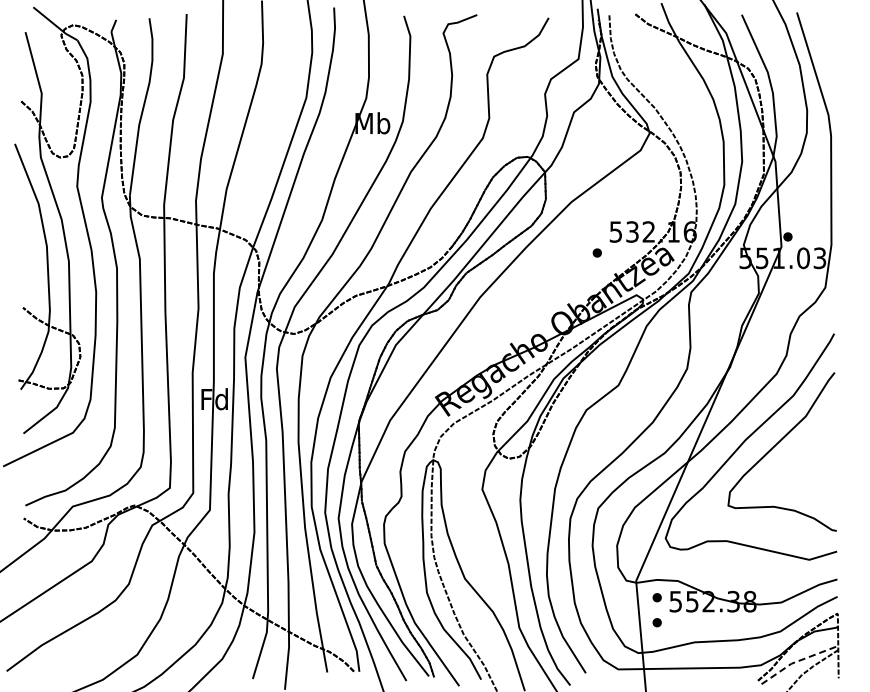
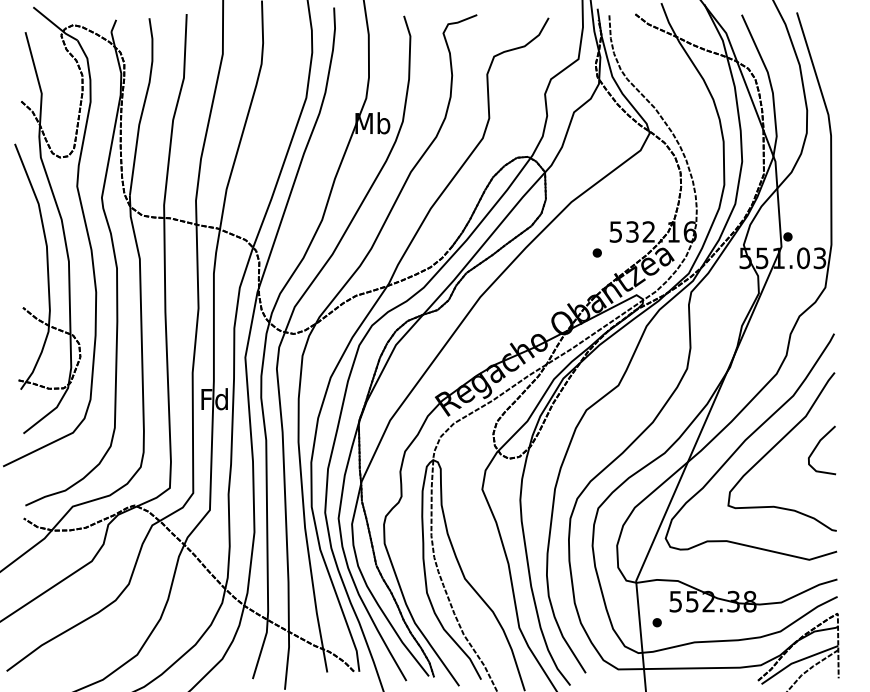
curve: none -> present (816, 448)
part: present -> none (656, 597)
line: dashed -> solid (797, 661)
